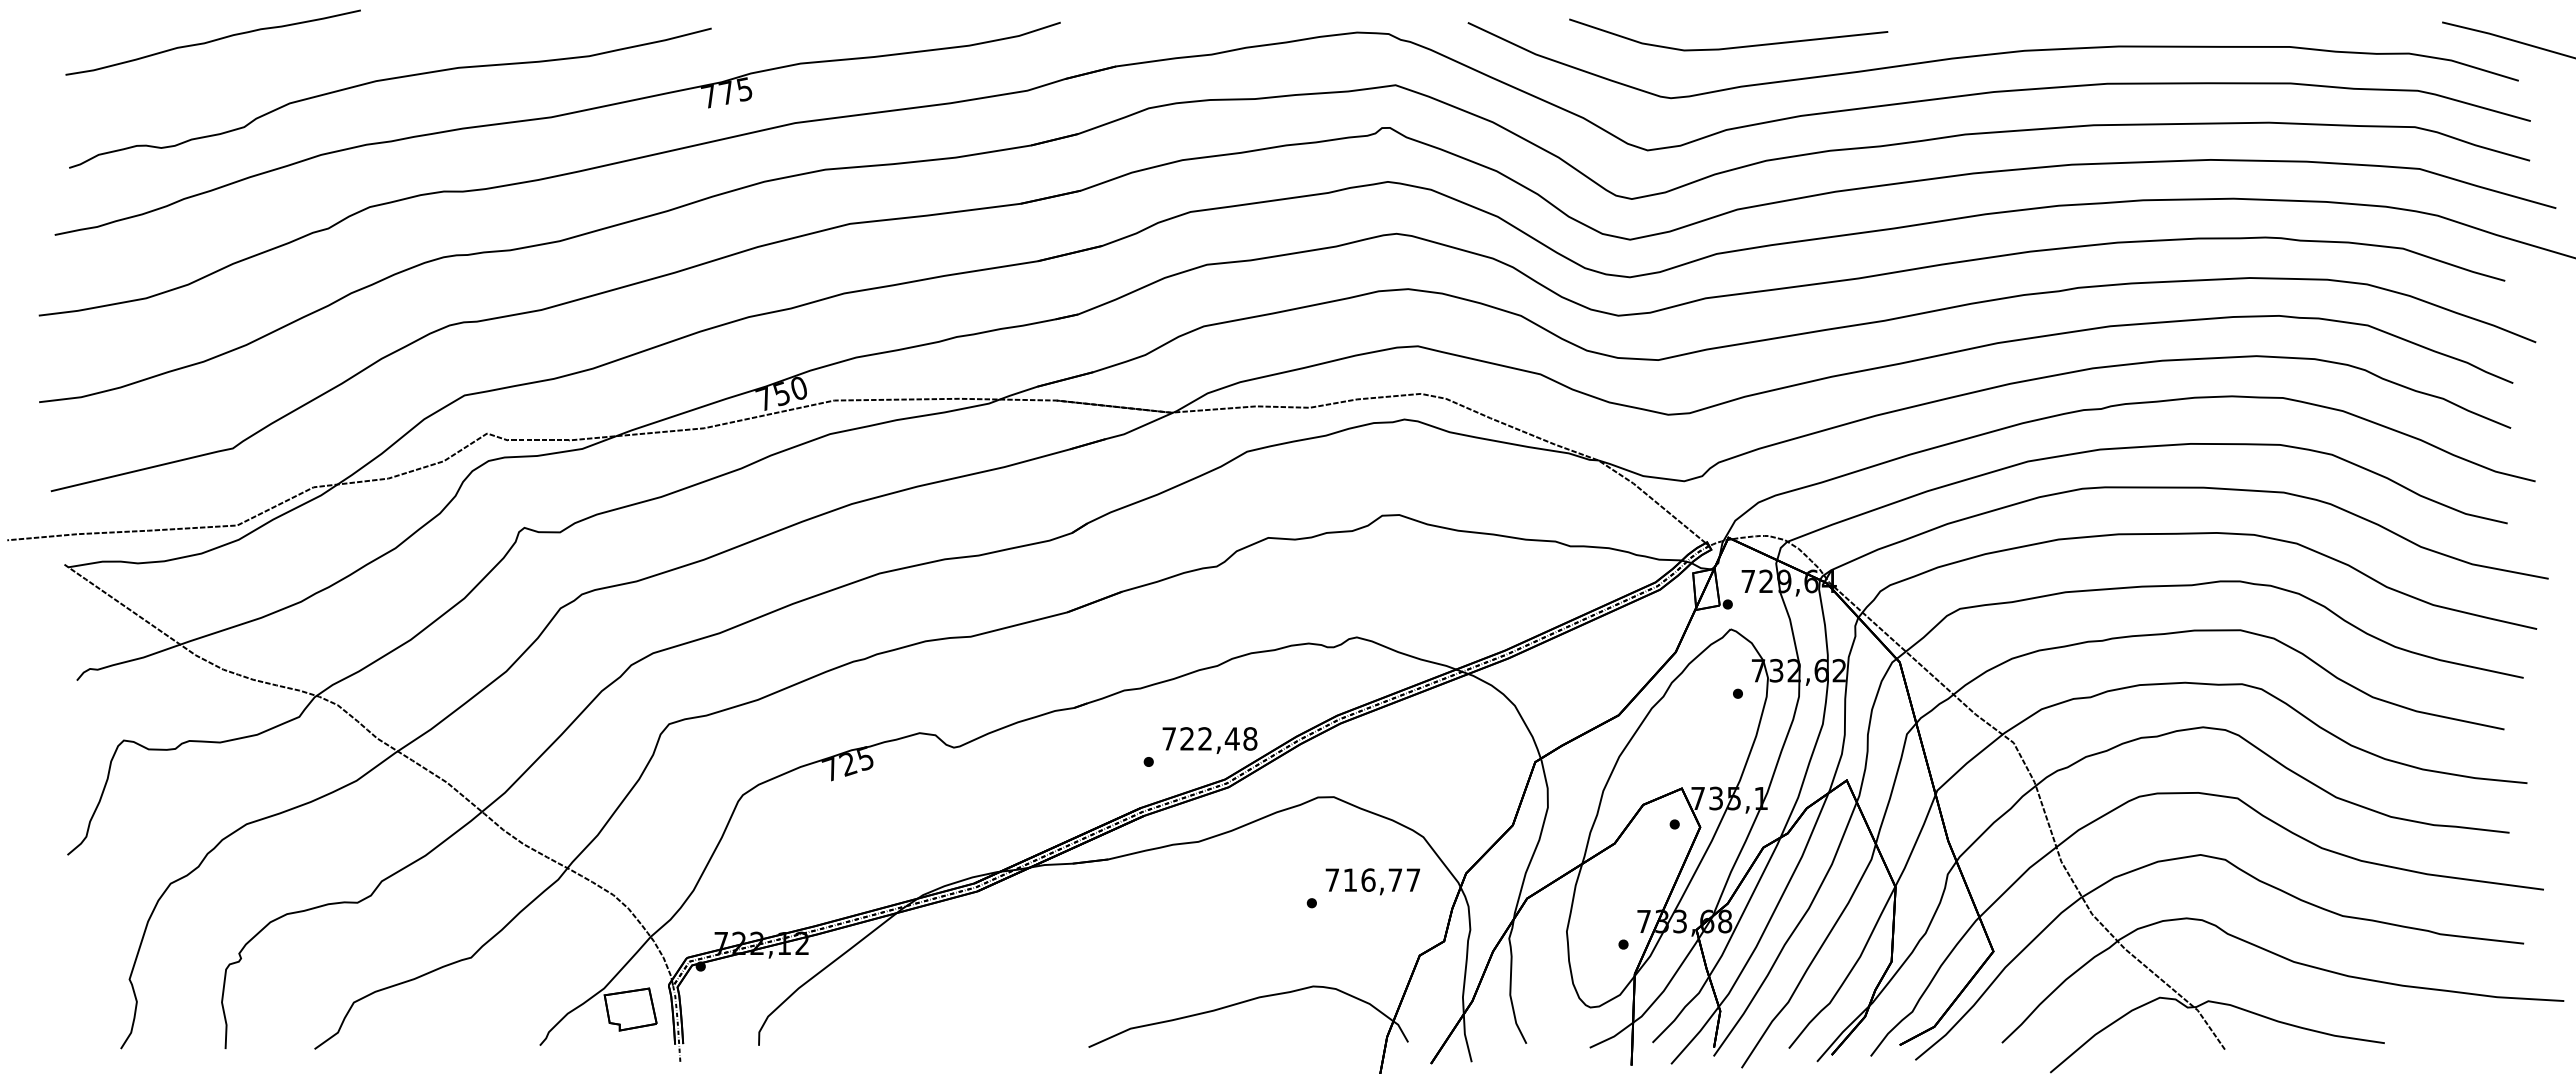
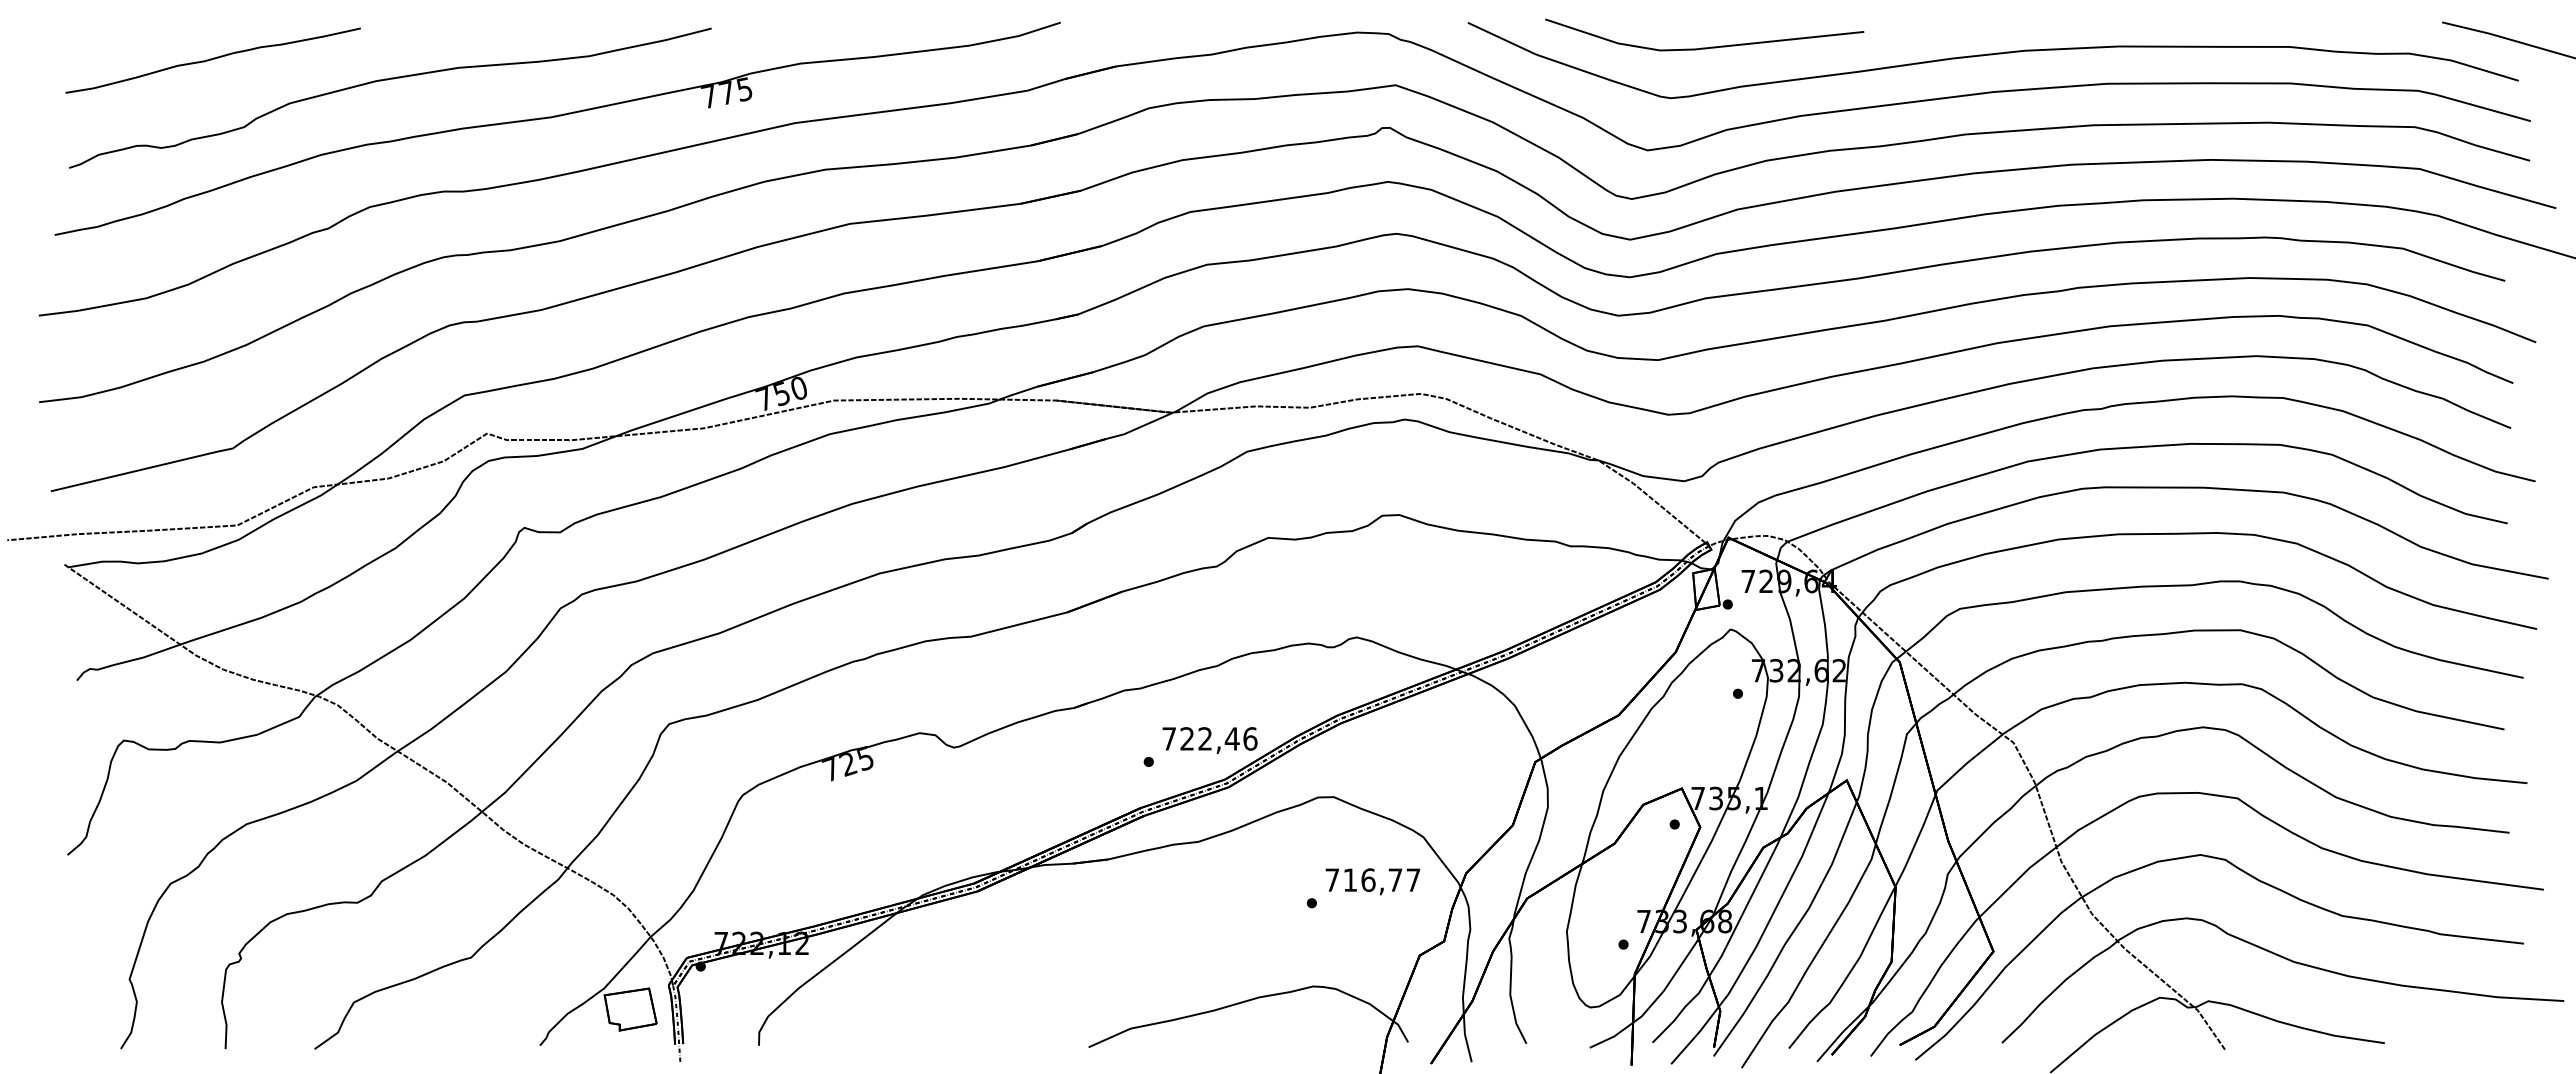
curve position: (212, 41) -> (212, 59) (212, 59)
line position: (1728, 47) -> (1704, 47) (1704, 47)
text: 722,48 -> 722,46 (1250, 738)
